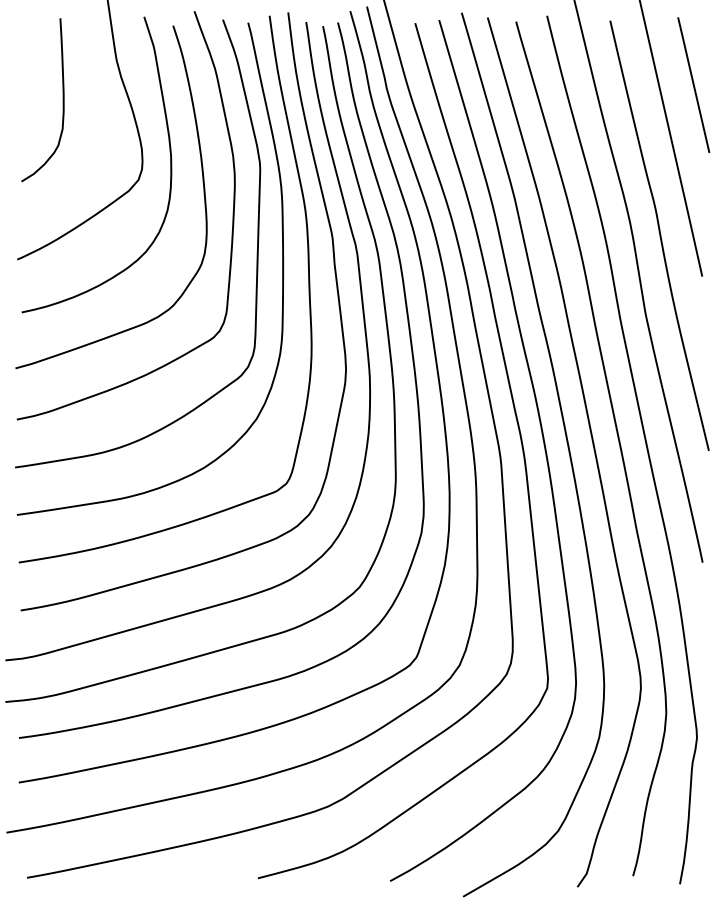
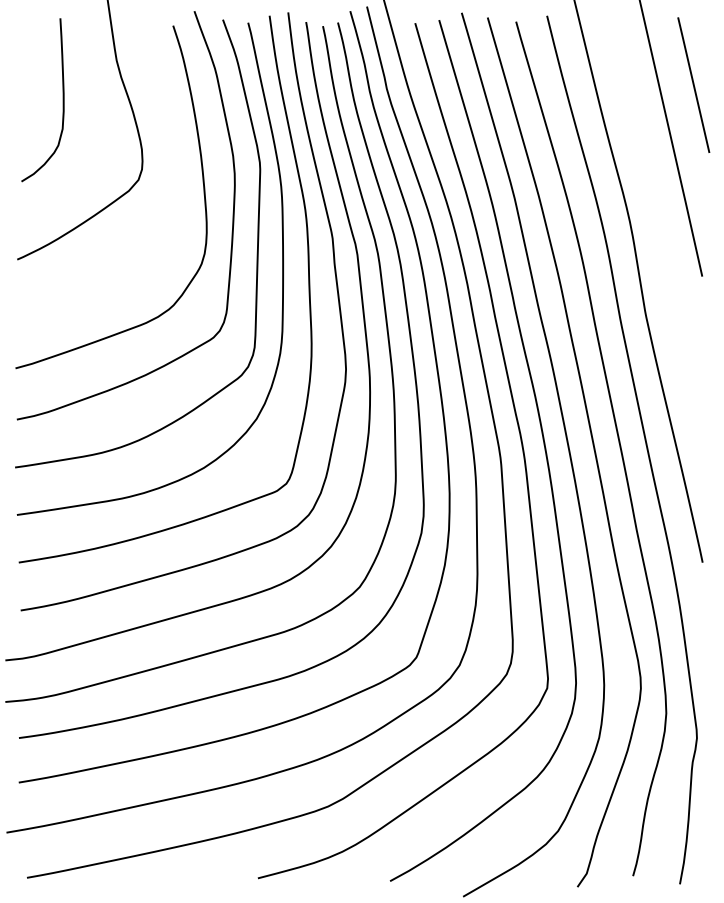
curve: present -> none (169, 152)
curve: present -> none (659, 235)
